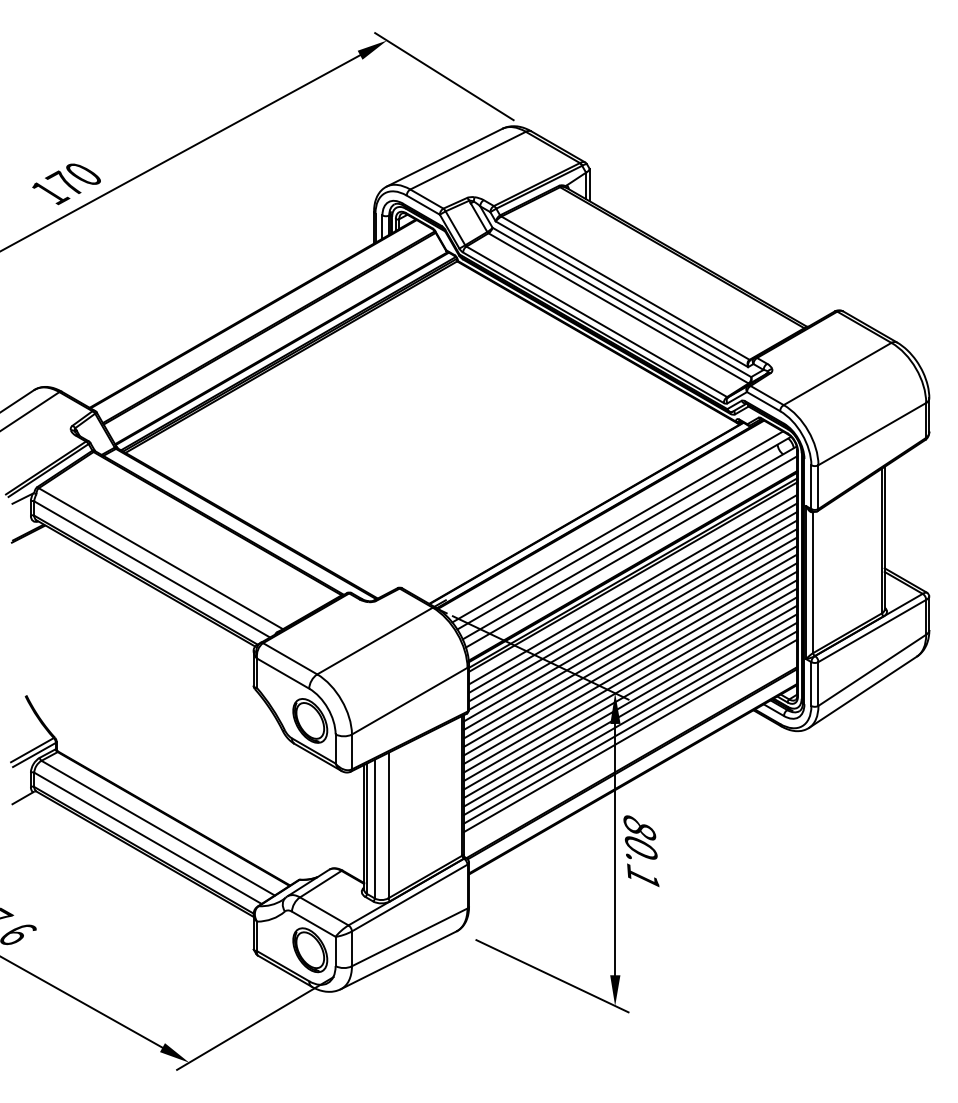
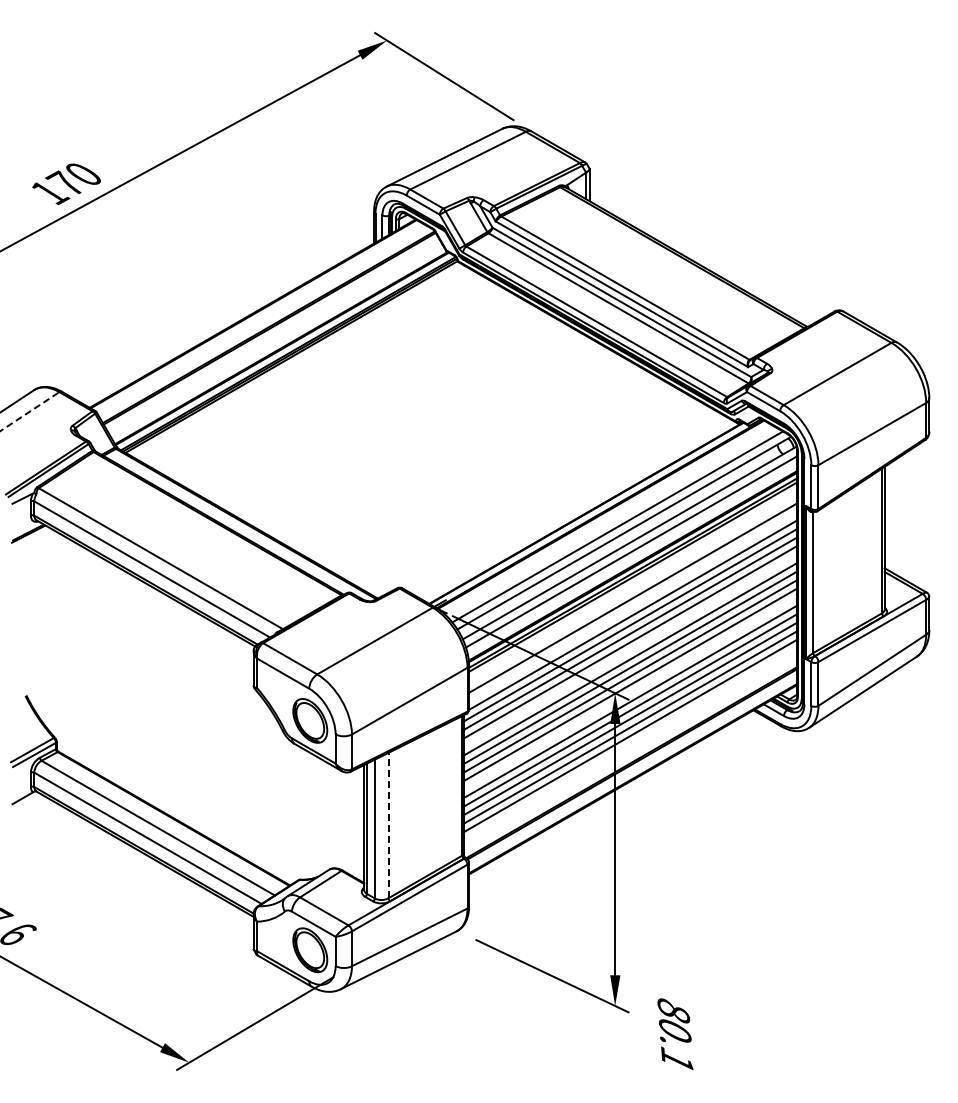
line: solid -> dashed (30, 411)
line: present -> none (633, 589)
line: present -> none (633, 606)
line: present -> none (630, 650)
line: present -> none (630, 693)
line: solid -> dashed (388, 825)
text position: (641, 851) -> (675, 1034) (675, 1034)
